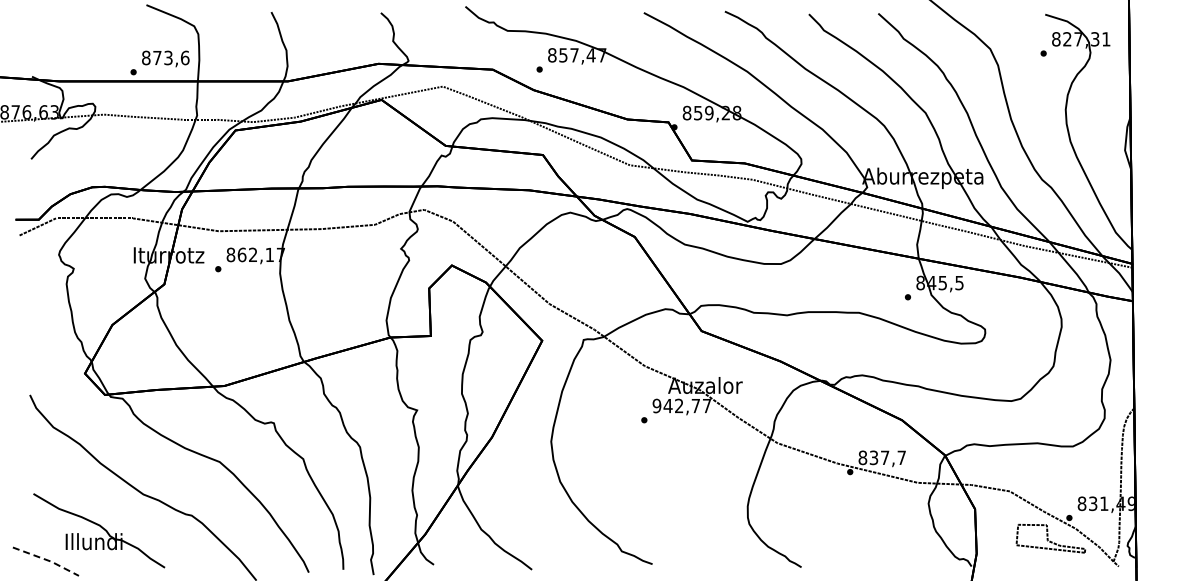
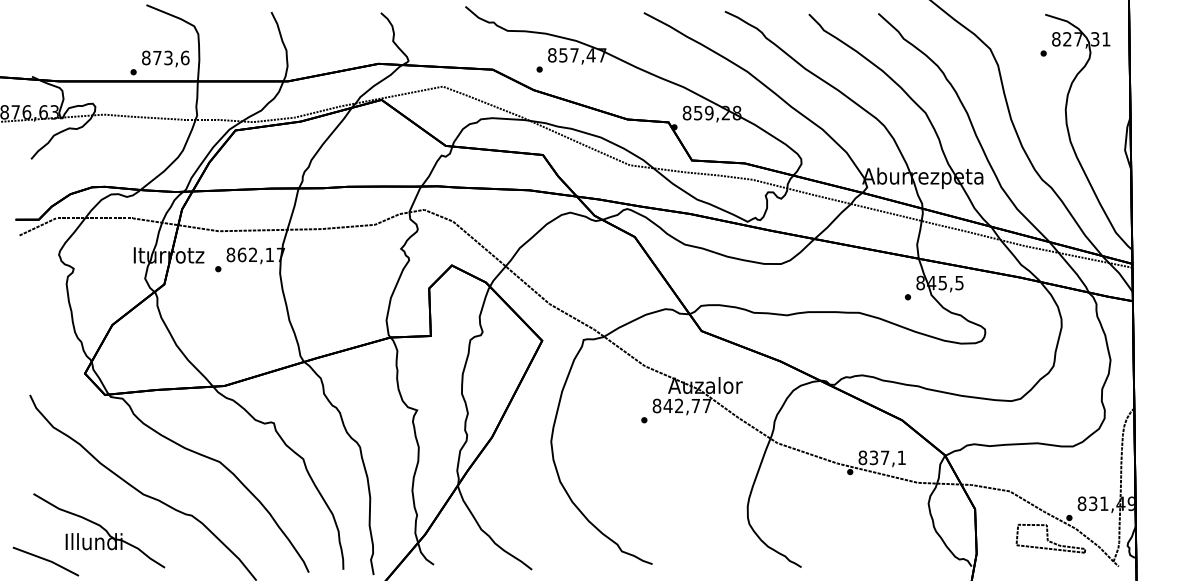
text: 942,77 -> 842,77 (656, 406)
text: 837,7 -> 837,1 (901, 457)
line: dashed -> solid (47, 560)
